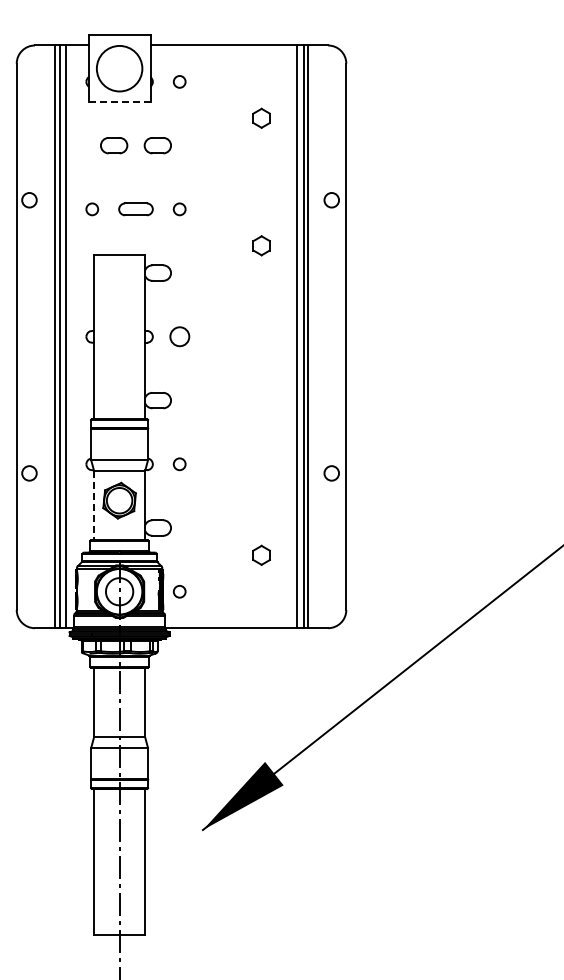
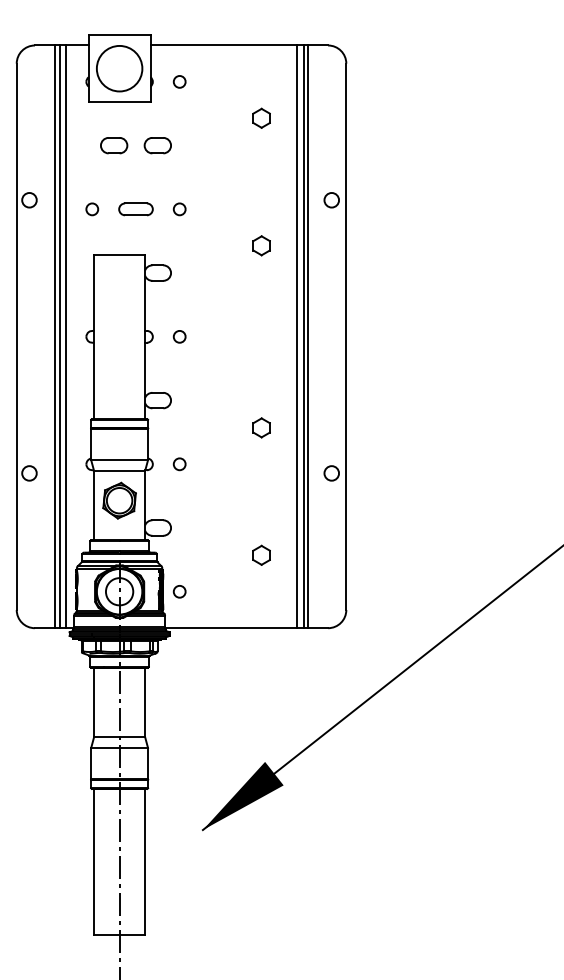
line: dashed -> solid (119, 102)
circle size: 22x22 px -> 15x14 px (179, 336)
part: none -> present (261, 427)
line: dashed -> solid (94, 505)
